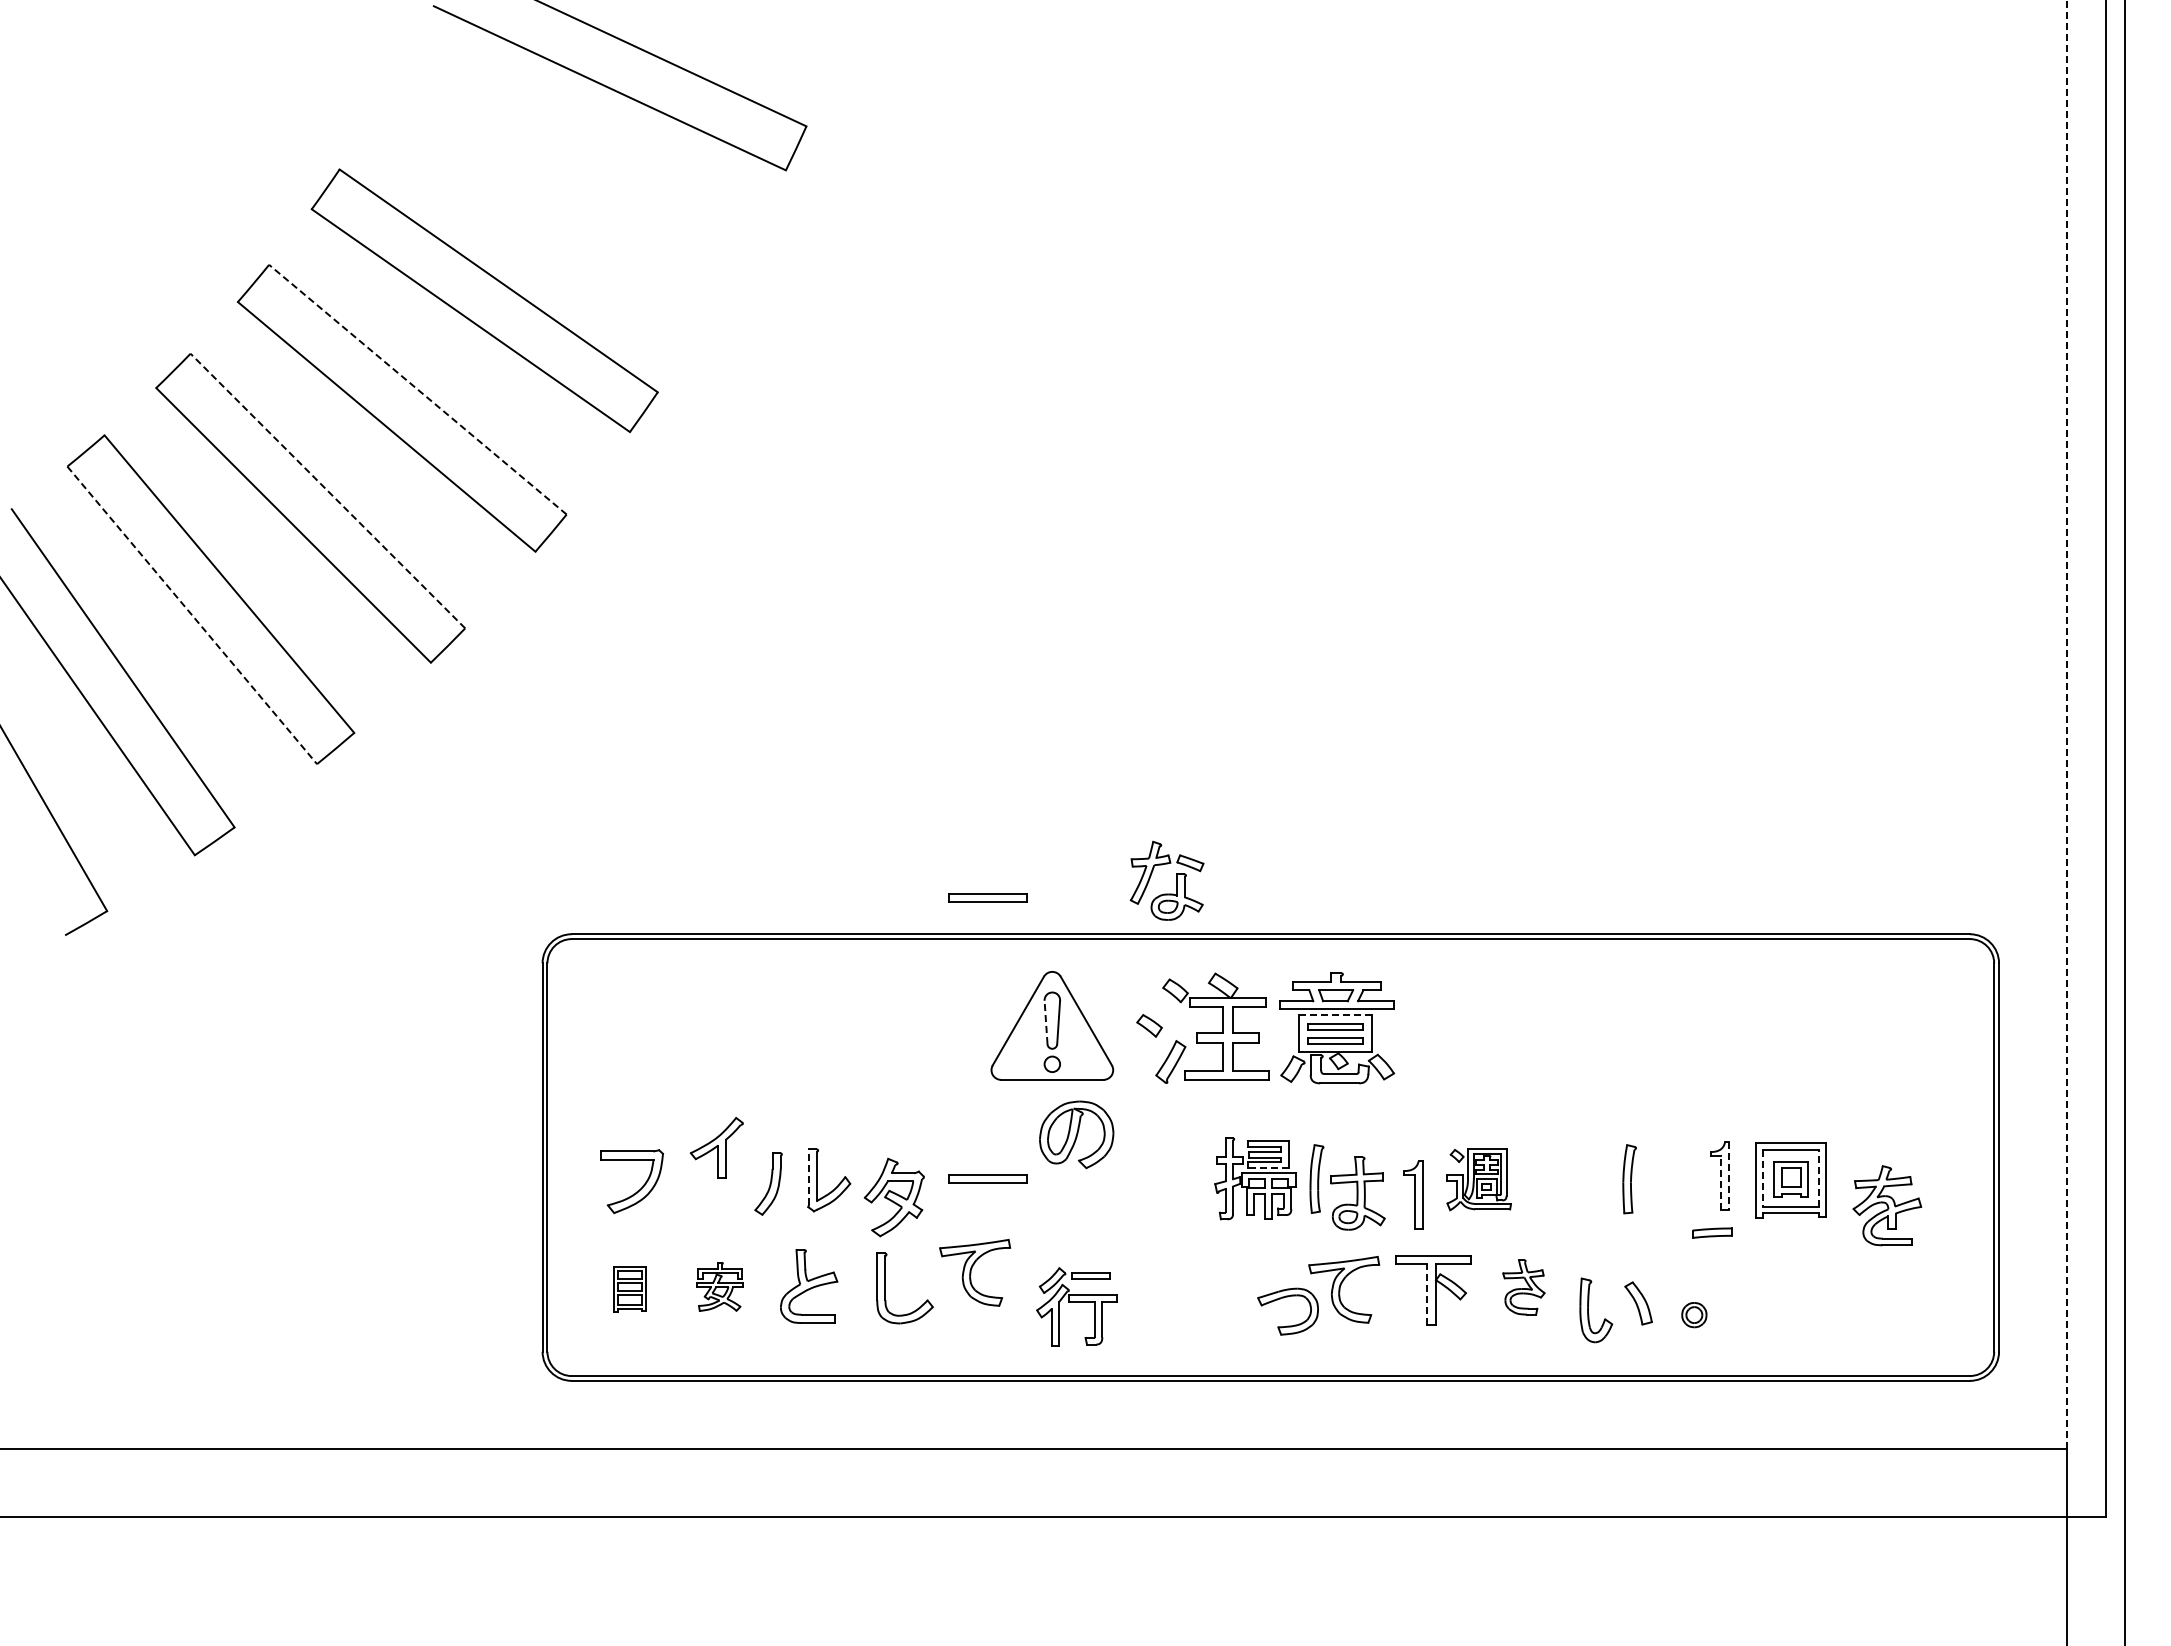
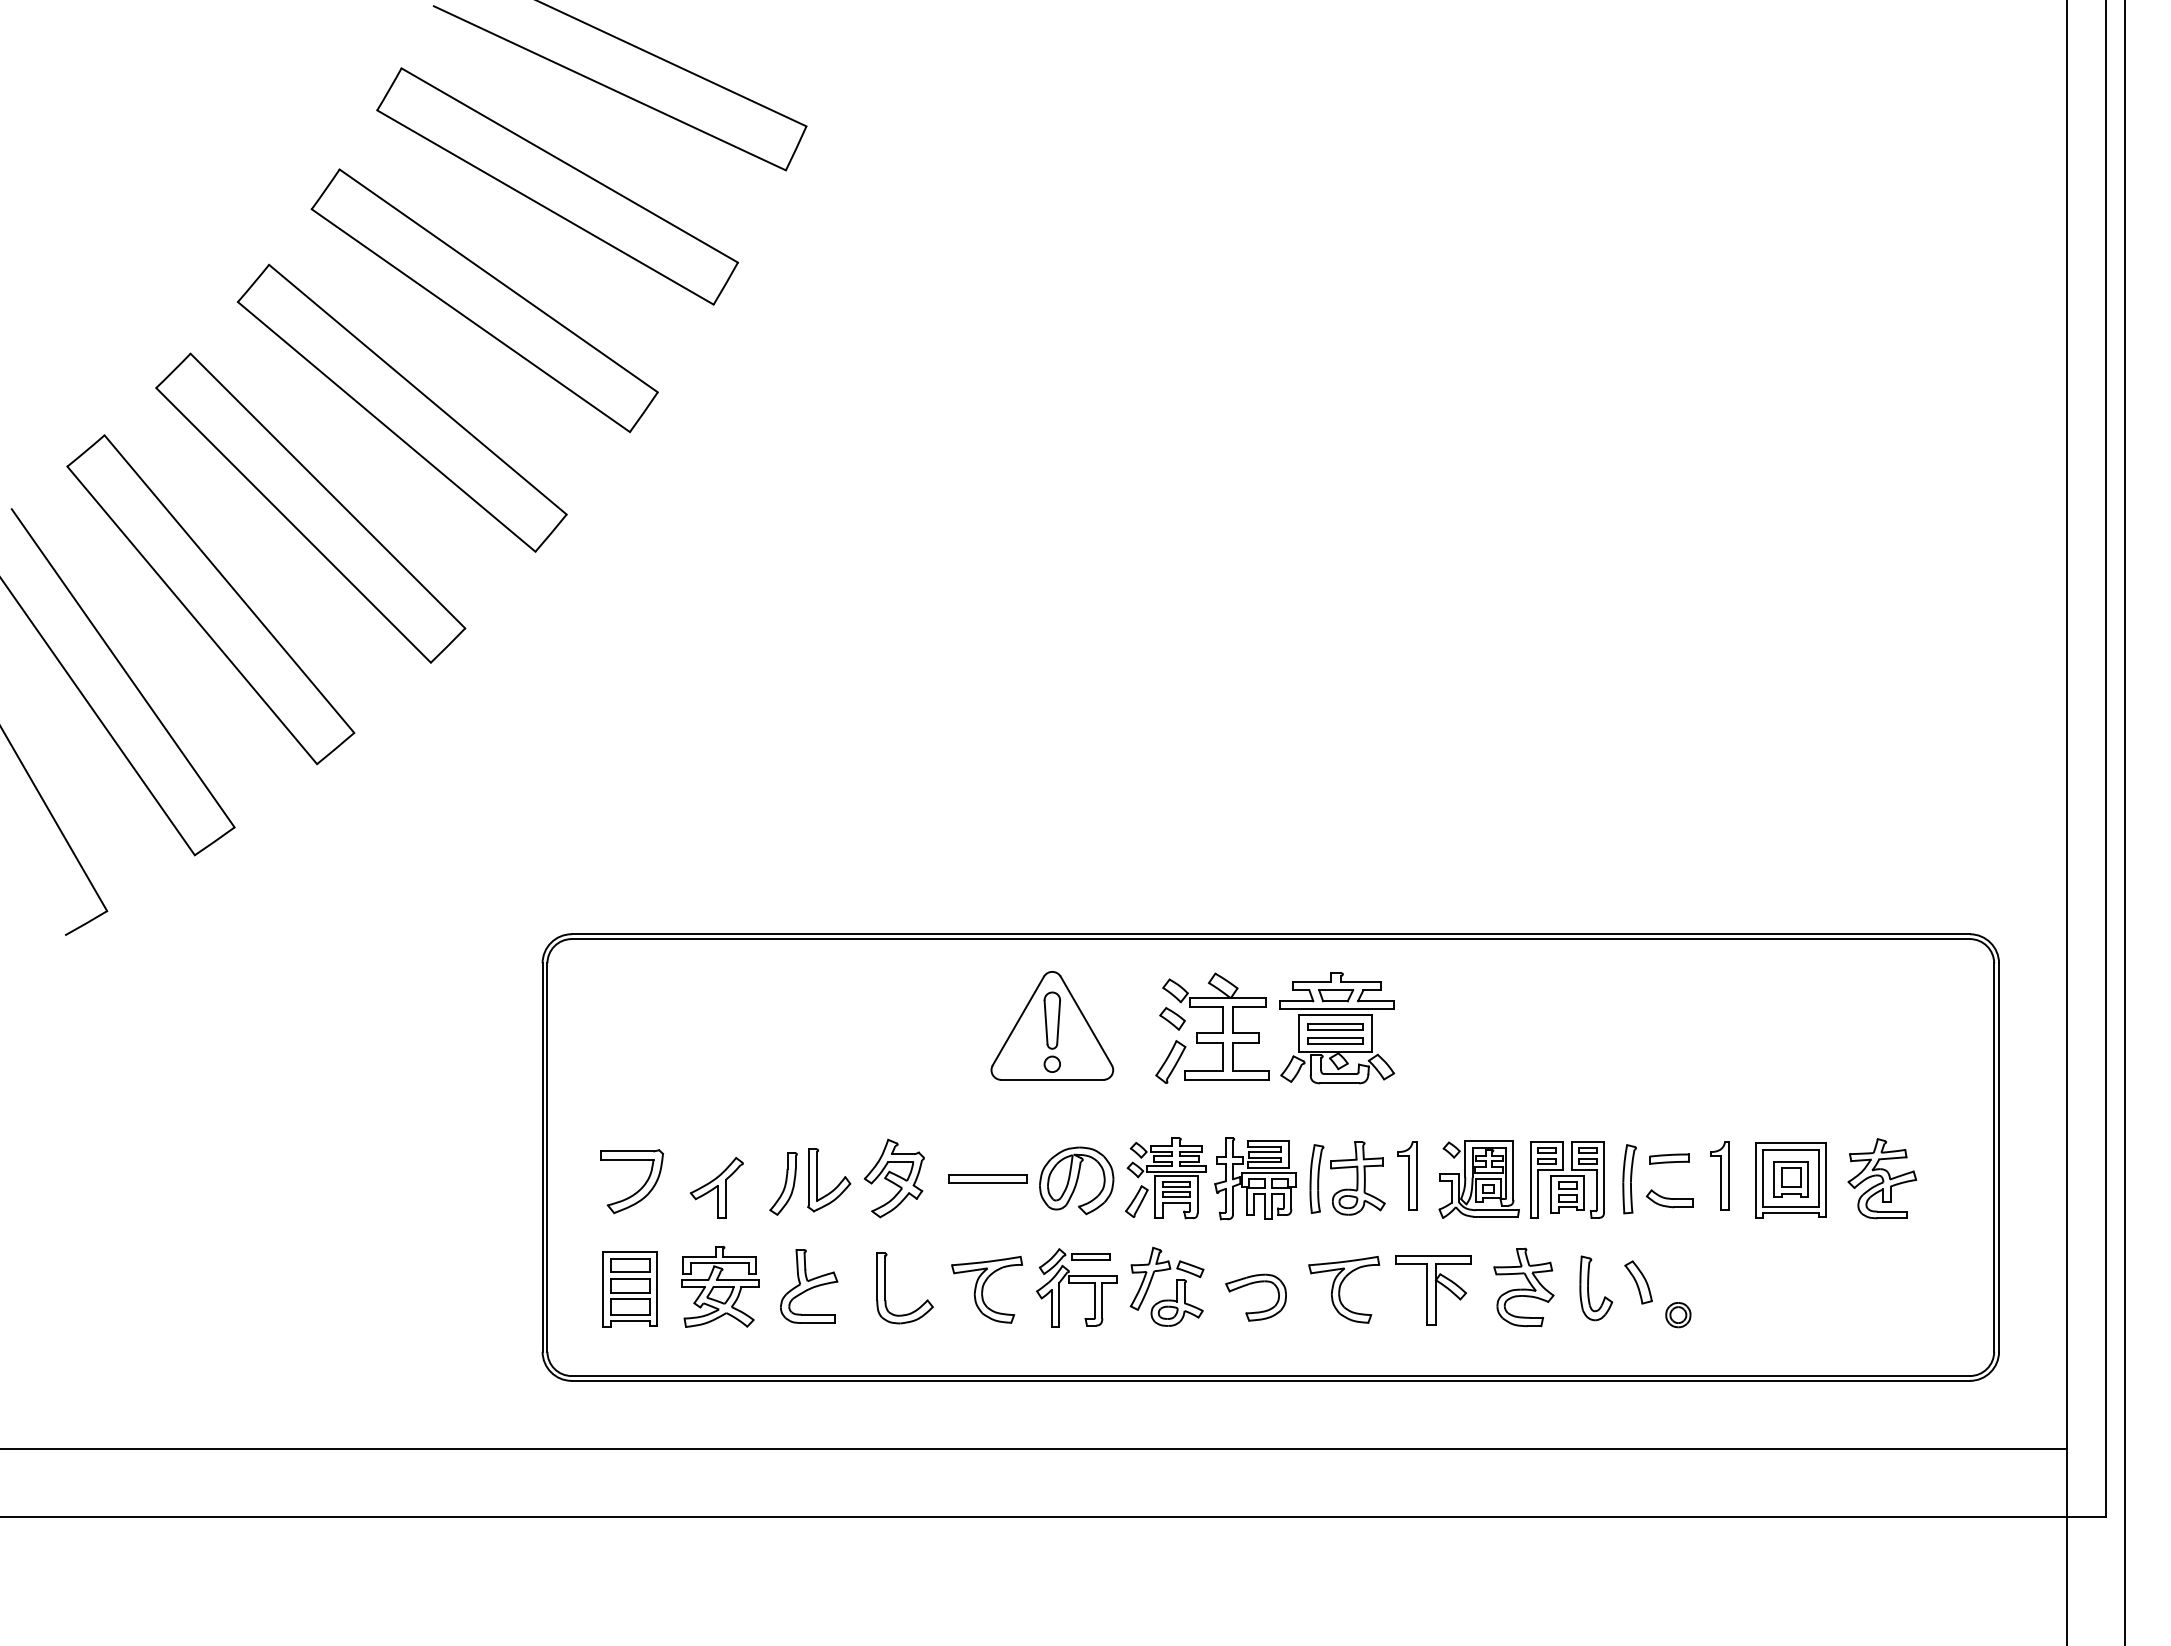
part: none -> present (557, 186)
line: dashed -> solid (417, 389)
line: dashed -> solid (327, 490)
line: dashed -> solid (192, 615)
line: dashed -> solid (2067, 725)
part position: (1176, 880) -> (1176, 1286) (1176, 1286)
part: present -> none (987, 897)
line: dashed -> solid (1335, 1015)
line: dashed -> solid (1046, 1022)
part position: (1149, 1025) -> (1172, 1018) (1172, 1018)
part position: (1076, 1134) -> (1076, 1180) (1076, 1180)
part position: (716, 1147) -> (716, 1187) (716, 1187)
line: dashed -> solid (1267, 1168)
line: dashed -> solid (808, 1176)
line: dashed -> solid (1729, 1176)
line: dashed -> solid (1818, 1177)
part: none -> present (1165, 1178)
line: dashed -> solid (1763, 1178)
part size: 66x64 px -> 82x79 px (1478, 1179)
part: none -> present (1567, 1179)
line: dashed -> solid (1721, 1182)
part position: (768, 1183) -> (783, 1183) (783, 1183)
part position: (1357, 1193) -> (1357, 1178) (1357, 1178)
part position: (1413, 1194) -> (1407, 1175) (1407, 1175)
part position: (893, 1197) -> (893, 1178) (893, 1178)
part: none -> present (1669, 1198)
part position: (1887, 1205) -> (1882, 1178) (1882, 1178)
part position: (1712, 1232) -> (1669, 1158) (1669, 1158)
part position: (975, 1272) -> (987, 1289) (987, 1289)
part size: 48x50 px -> 79x82 px (720, 1286)
part size: 44x57 px -> 62x81 px (1523, 1287)
part size: 34x47 px -> 56x77 px (629, 1289)
line: dashed -> solid (1427, 1293)
part position: (1283, 1298) -> (1251, 1284) (1251, 1284)
part position: (1638, 1303) -> (1638, 1282) (1638, 1282)
part position: (1076, 1306) -> (1076, 1287) (1076, 1287)
part position: (1588, 1310) -> (1588, 1288) (1588, 1288)
part position: (1694, 1315) -> (1678, 1315) (1678, 1315)
